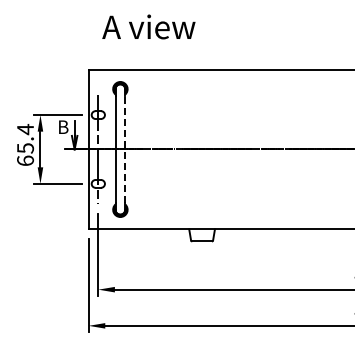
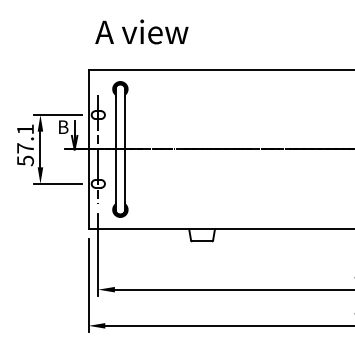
text position: (148, 26) -> (141, 31) (141, 31)
text: 65.4 -> 57.1 (25, 145)
line: dashed -> solid (125, 149)
